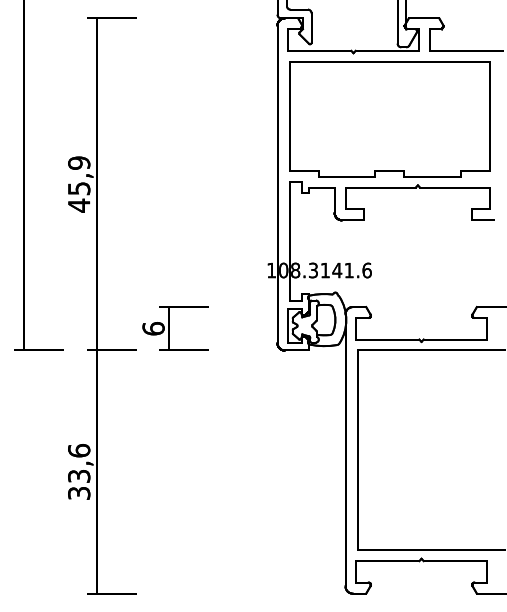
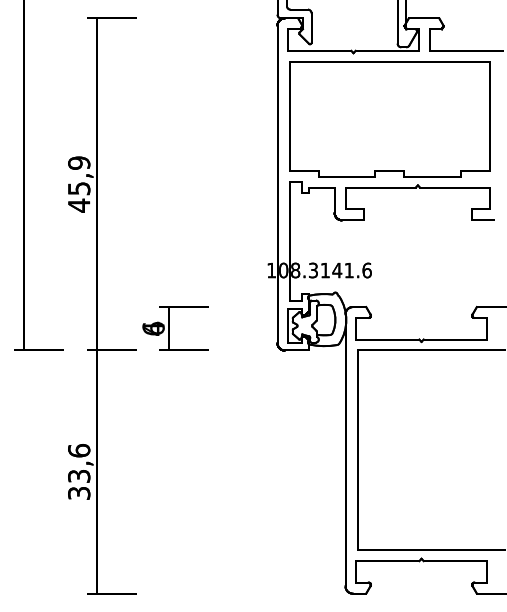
text: 6 -> 4 (153, 328)
